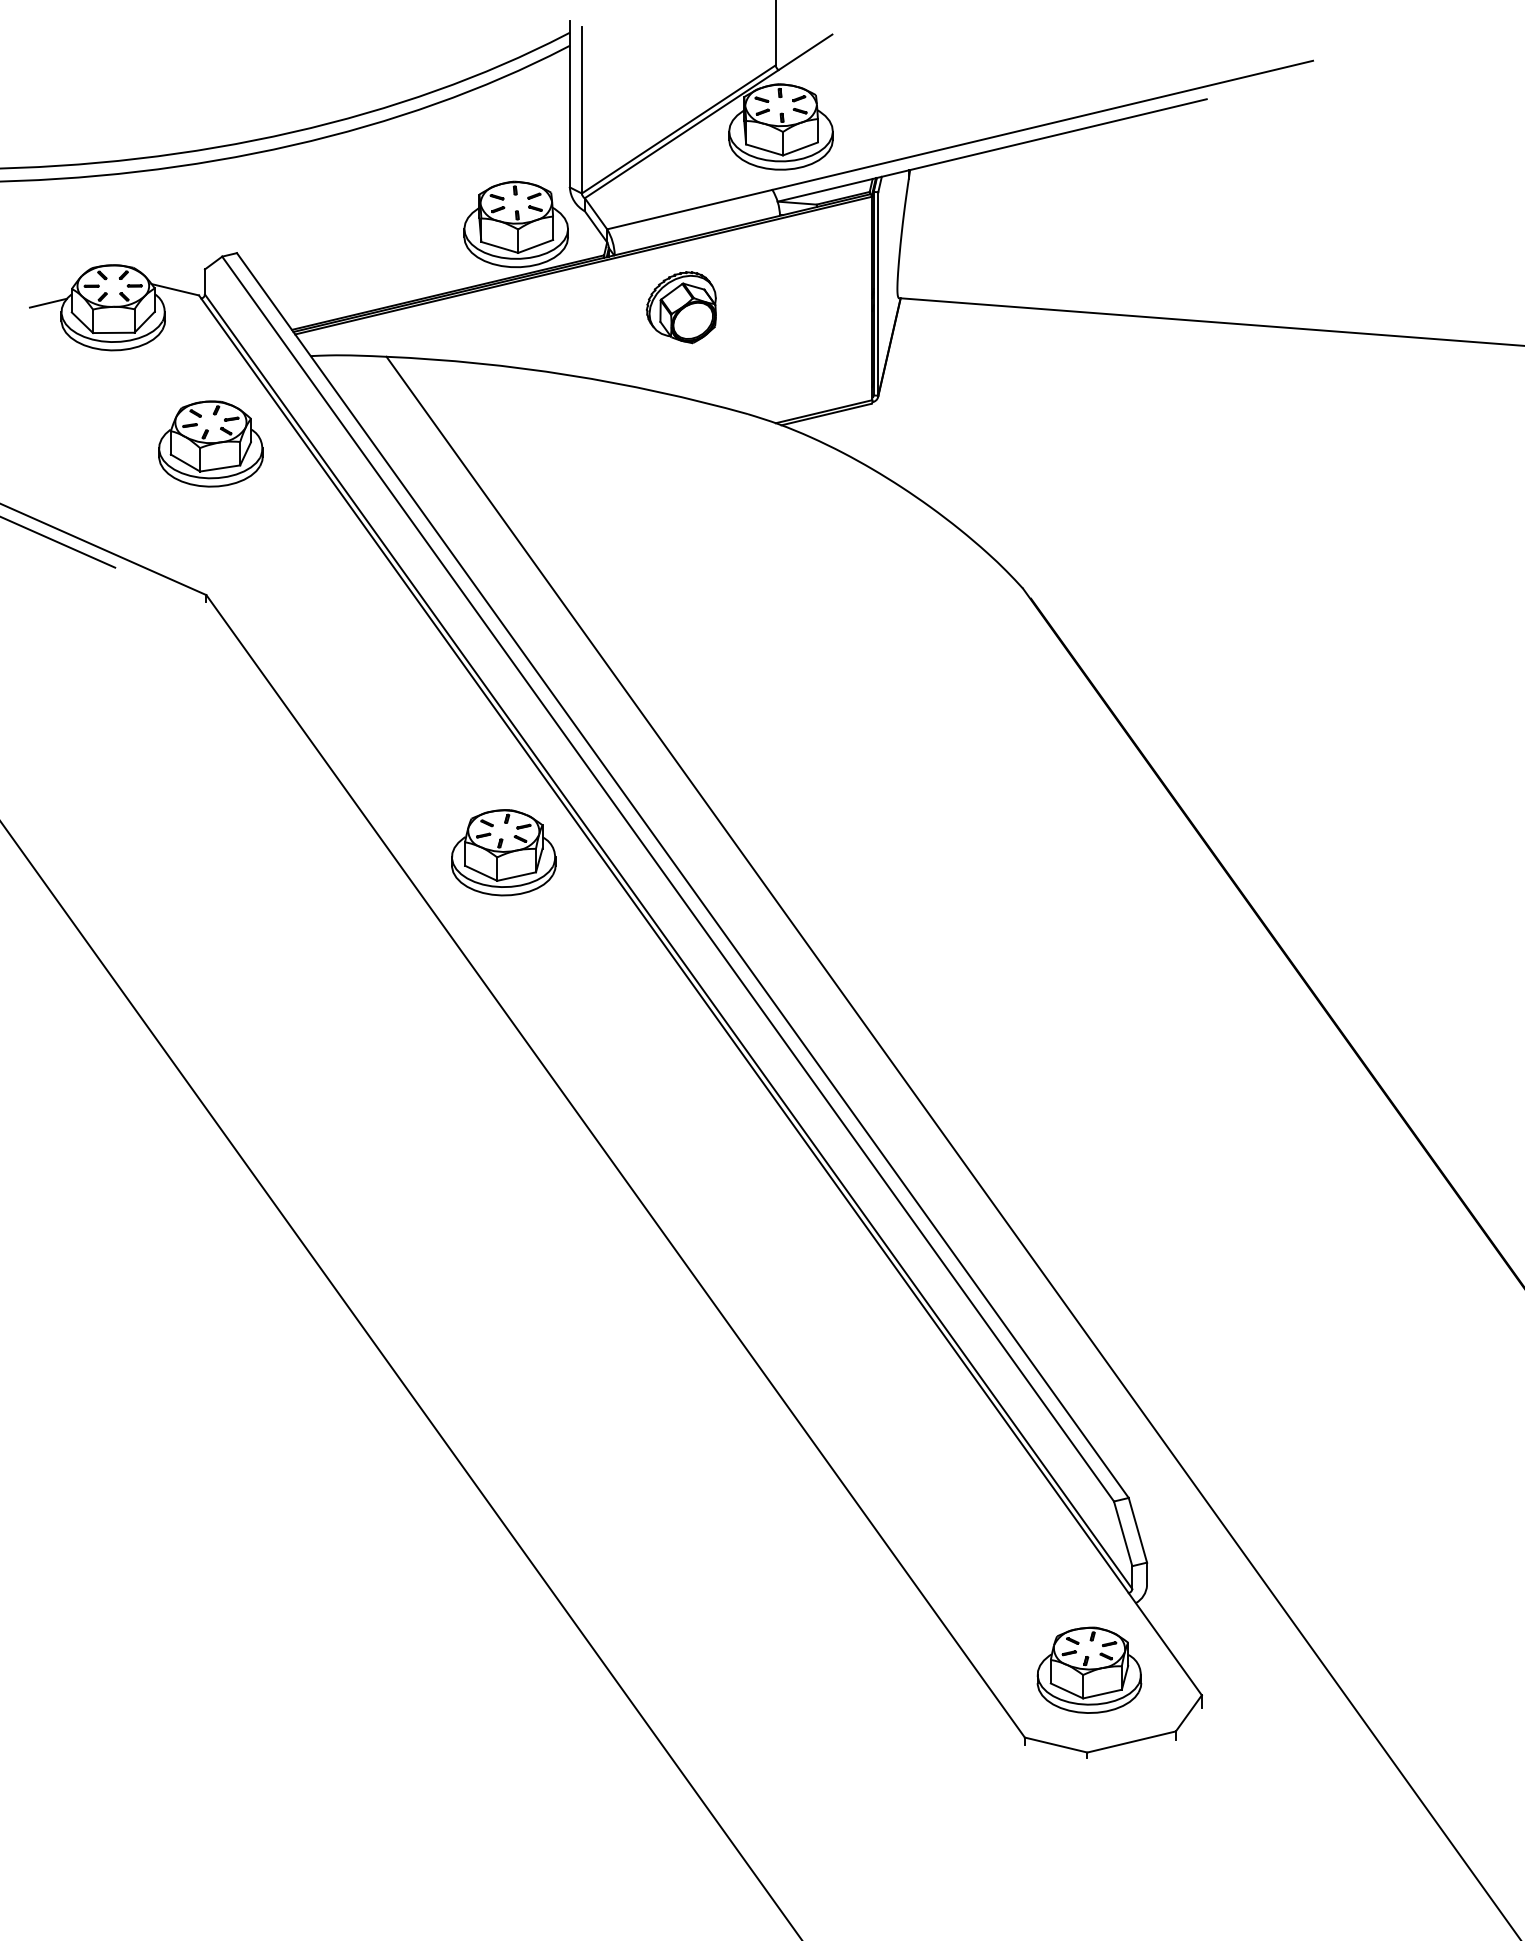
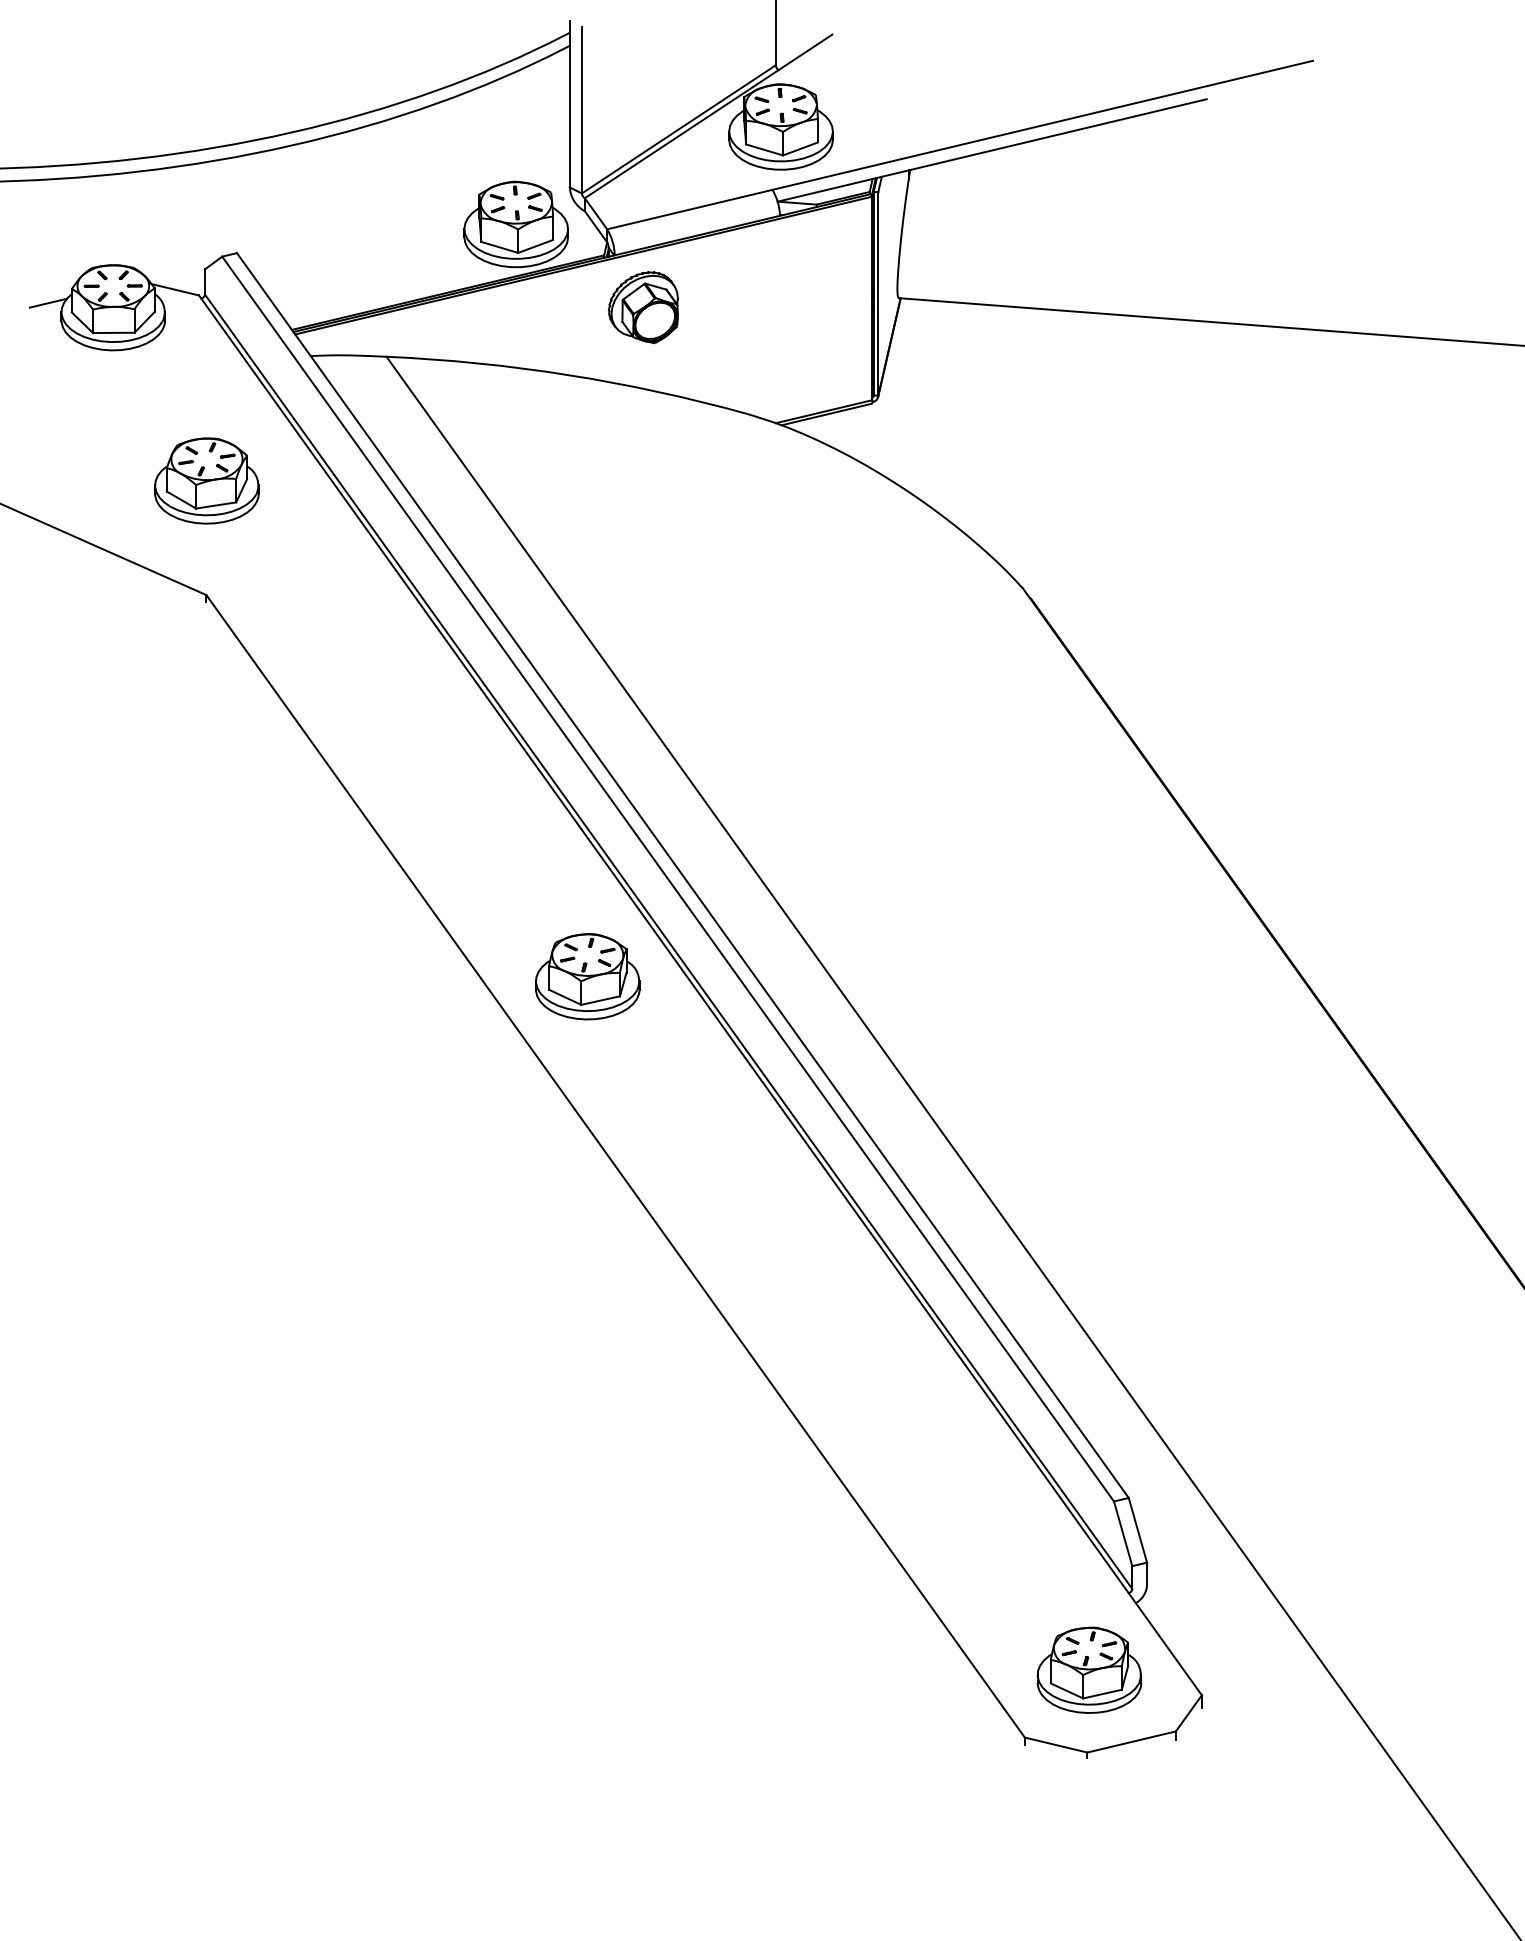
part position: (681, 307) -> (643, 307) (643, 307)
part position: (210, 443) -> (206, 480) (206, 480)
line: present -> none (58, 542)
part position: (503, 852) -> (587, 976) (587, 976)
line: present -> none (401, 1380)
